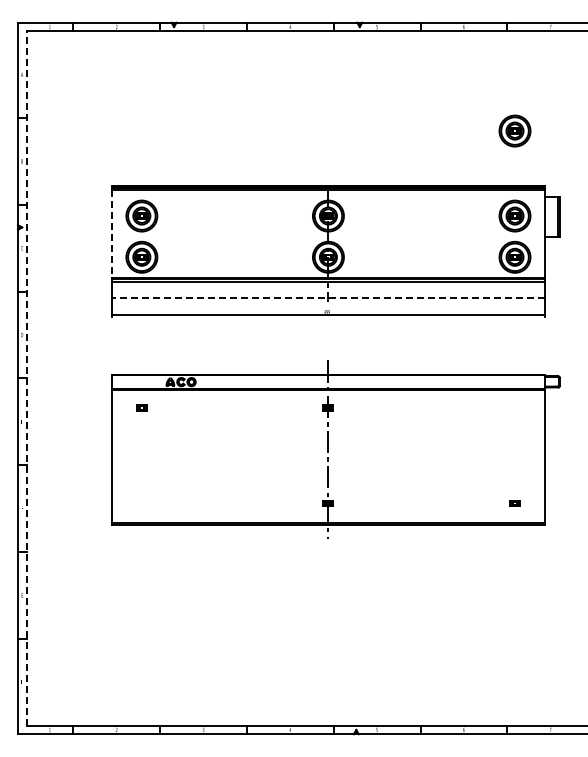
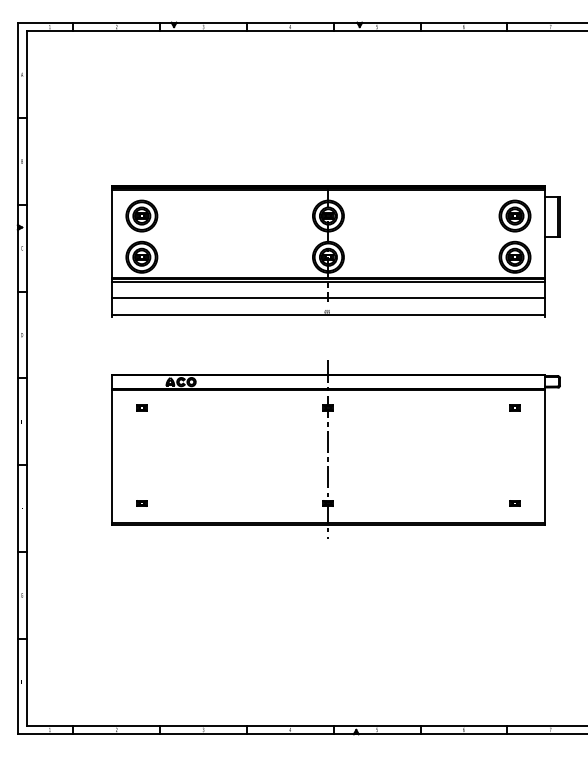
part: present -> none (514, 130)
line: dashed -> solid (111, 234)
line: dashed -> solid (328, 298)
line: dashed -> solid (26, 378)
part: none -> present (514, 407)
part: none -> present (141, 503)
